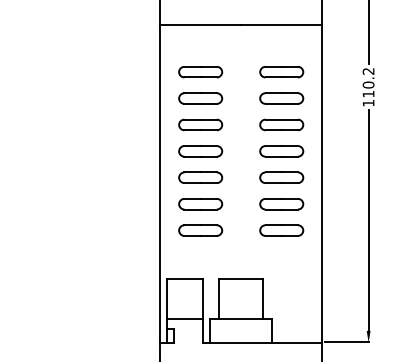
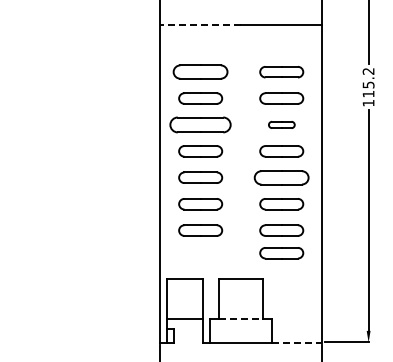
line: solid -> dashed (200, 25)
part size: 46x13 px -> 57x16 px (200, 71)
text: 110.2 -> 115.2 (368, 84)
part size: 46x14 px -> 63x18 px (200, 124)
part size: 46x14 px -> 28x9 px (281, 124)
part size: 46x13 px -> 57x16 px (281, 177)
part: none -> present (281, 253)
line: solid -> dashed (241, 319)
line: solid -> dashed (297, 342)
